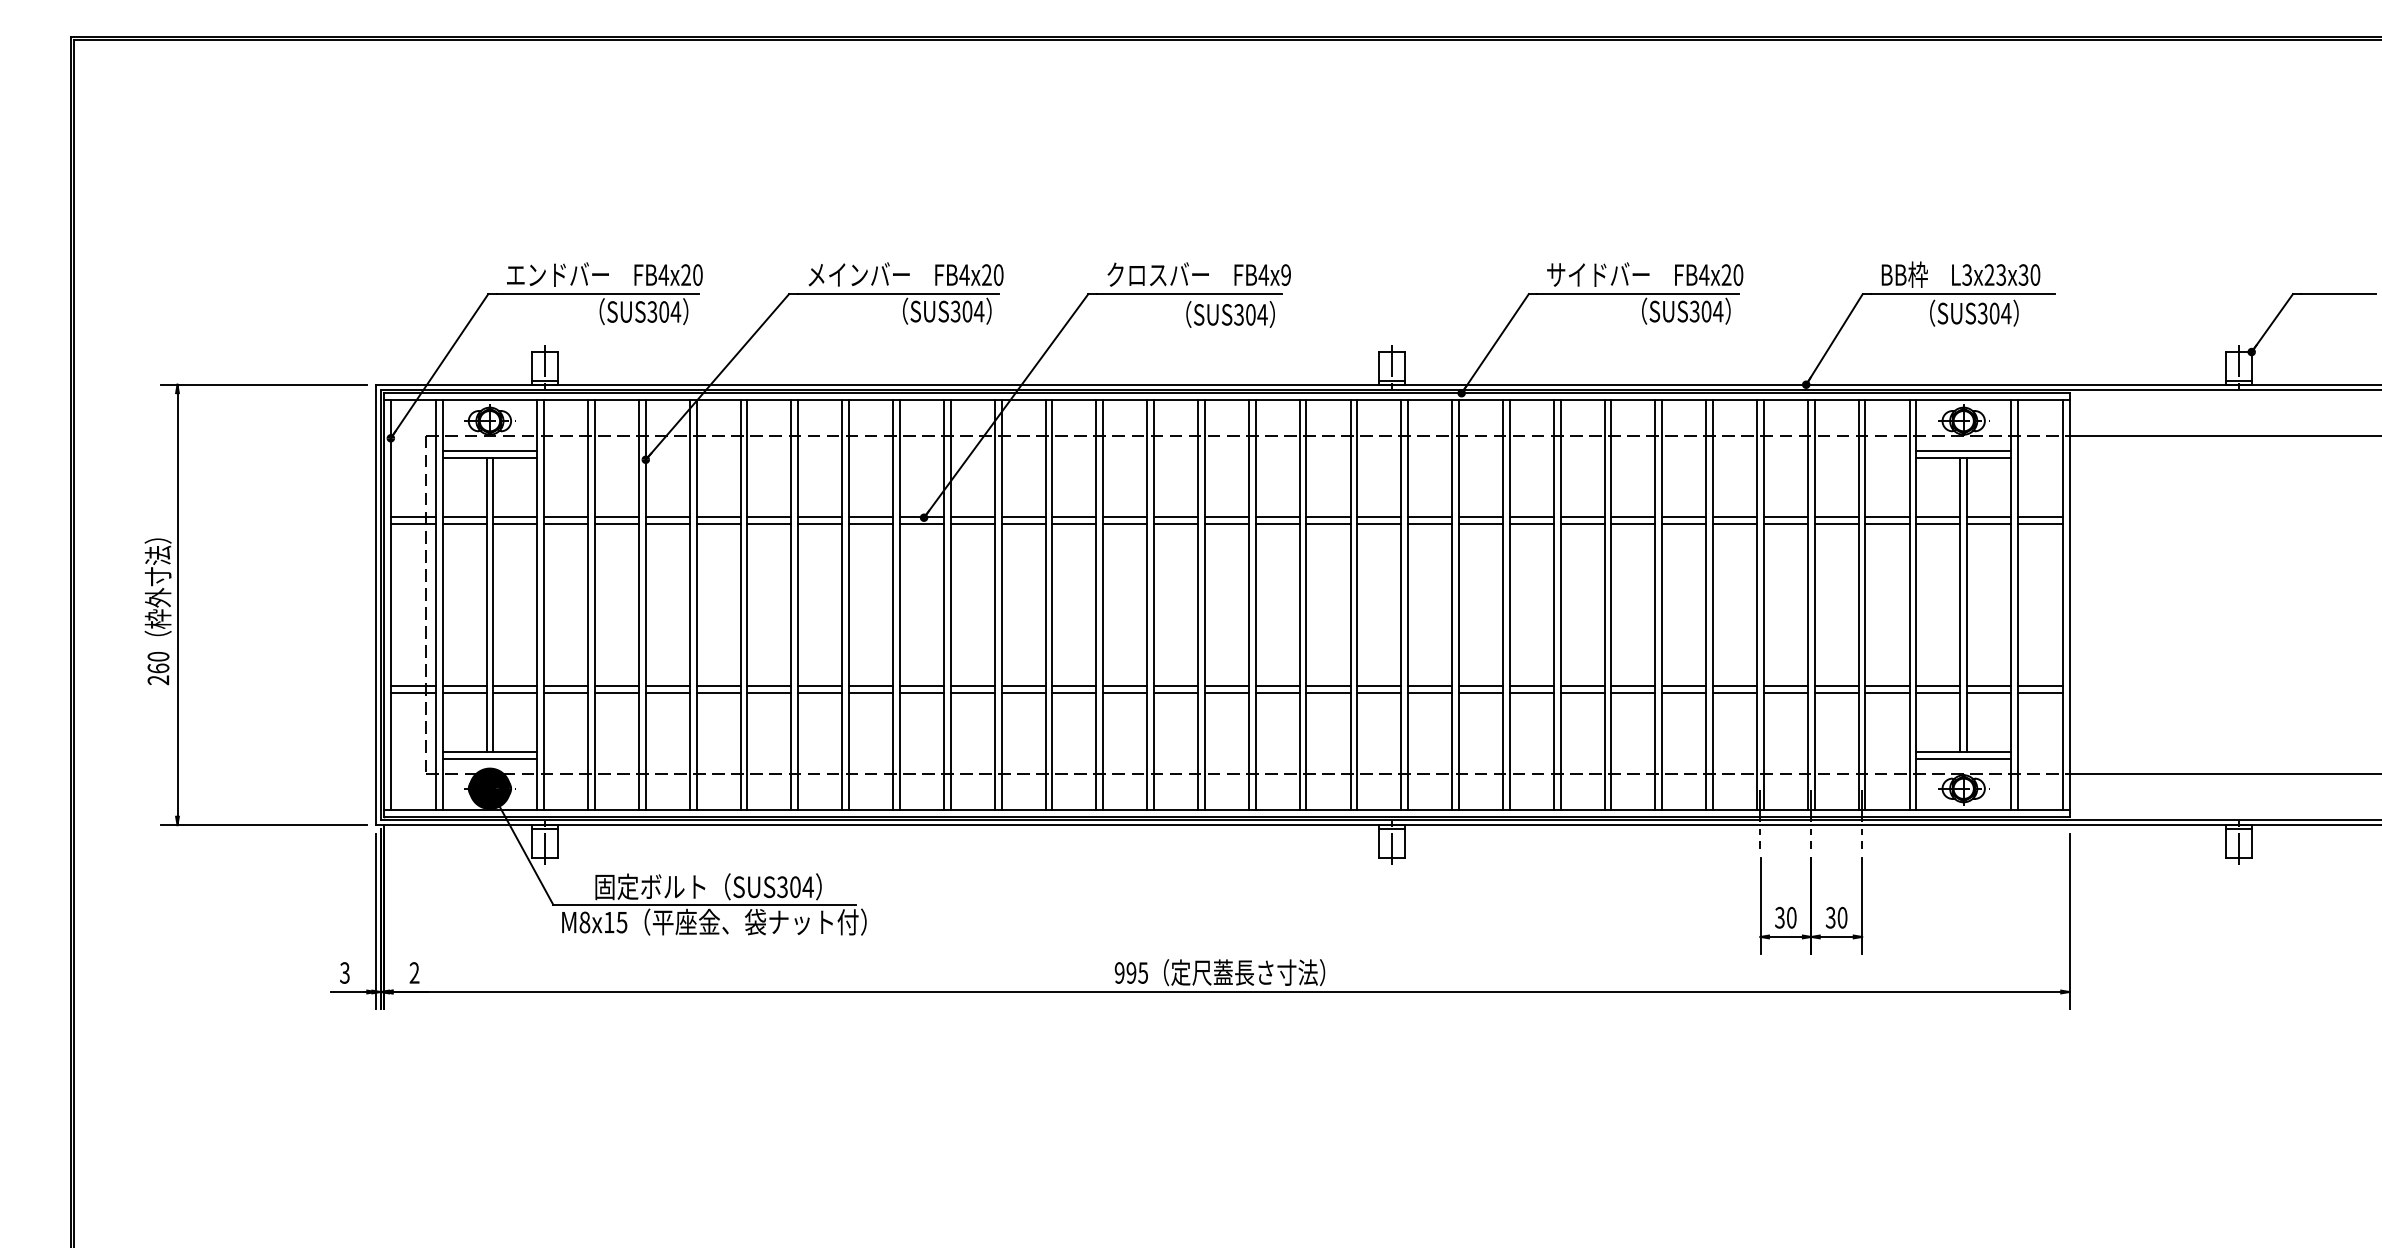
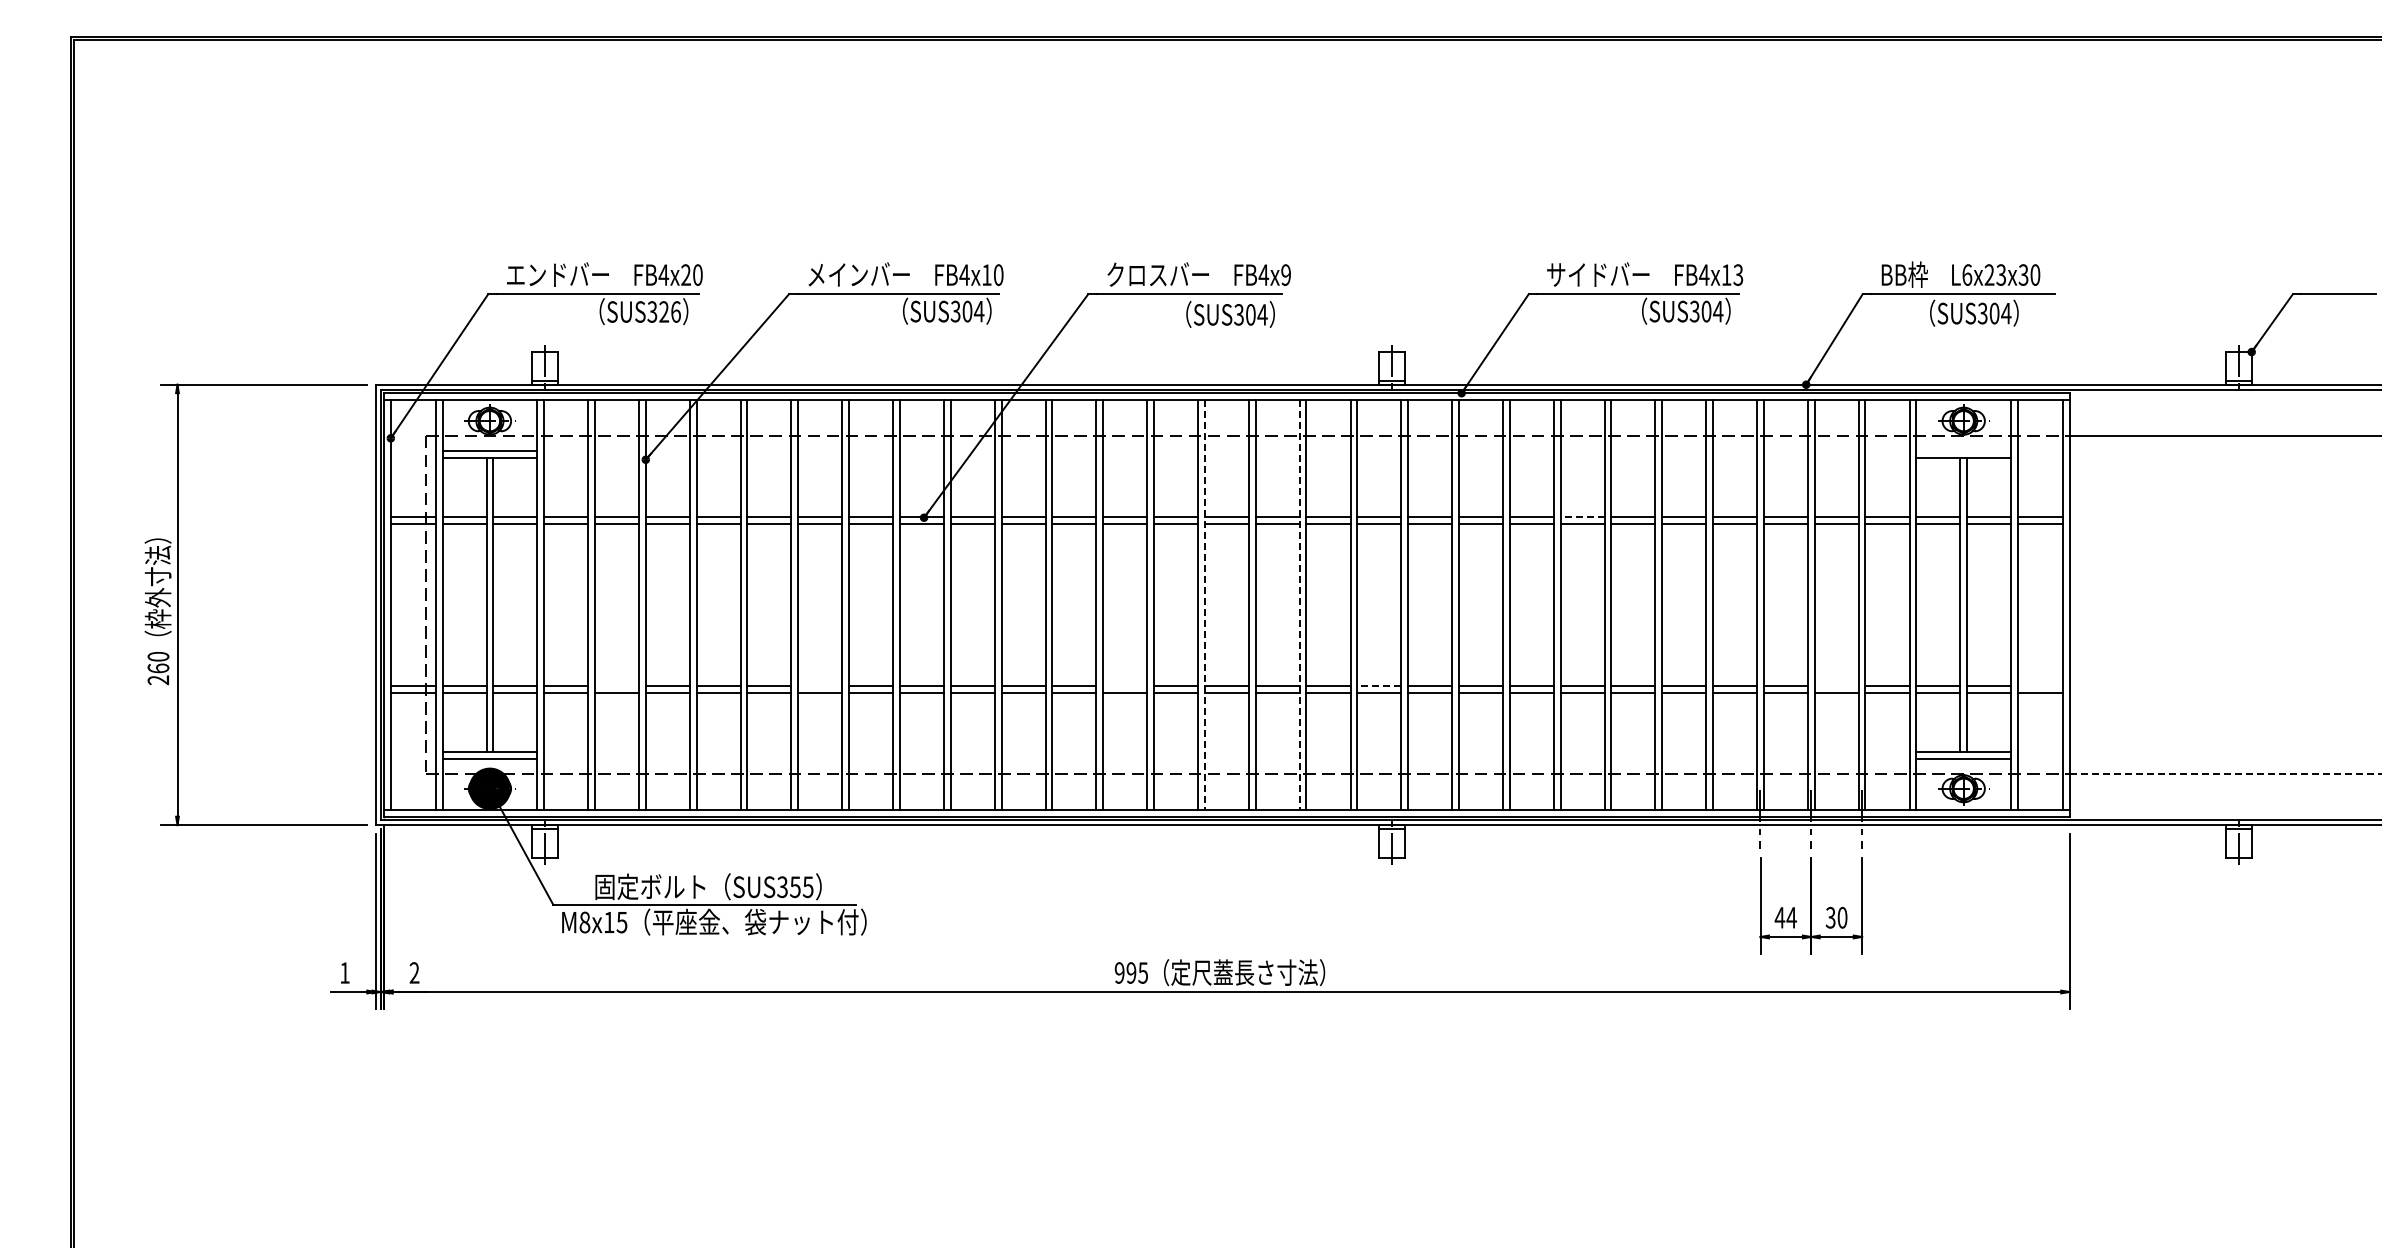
text: FB4x20 -> FB4x10 (986, 274)
text: FB4x20 -> FB4x13 (1732, 274)
text: L3x23x30 -> L6x23x30 (1967, 274)
text: SUS304 -> SUS326 (670, 311)
line: present -> none (1963, 450)
line: solid -> dashed (1582, 516)
line: solid -> dashed (1204, 604)
line: solid -> dashed (1299, 604)
line: present -> none (616, 686)
line: present -> none (820, 686)
line: present -> none (1125, 686)
line: solid -> dashed (1378, 686)
line: present -> none (1836, 686)
line: present -> none (2039, 686)
line: solid -> dashed (2226, 774)
text: SUS304 -> SUS355 (801, 887)
text: 30 -> 44 (1785, 917)
text: 3 -> 1 (344, 972)
